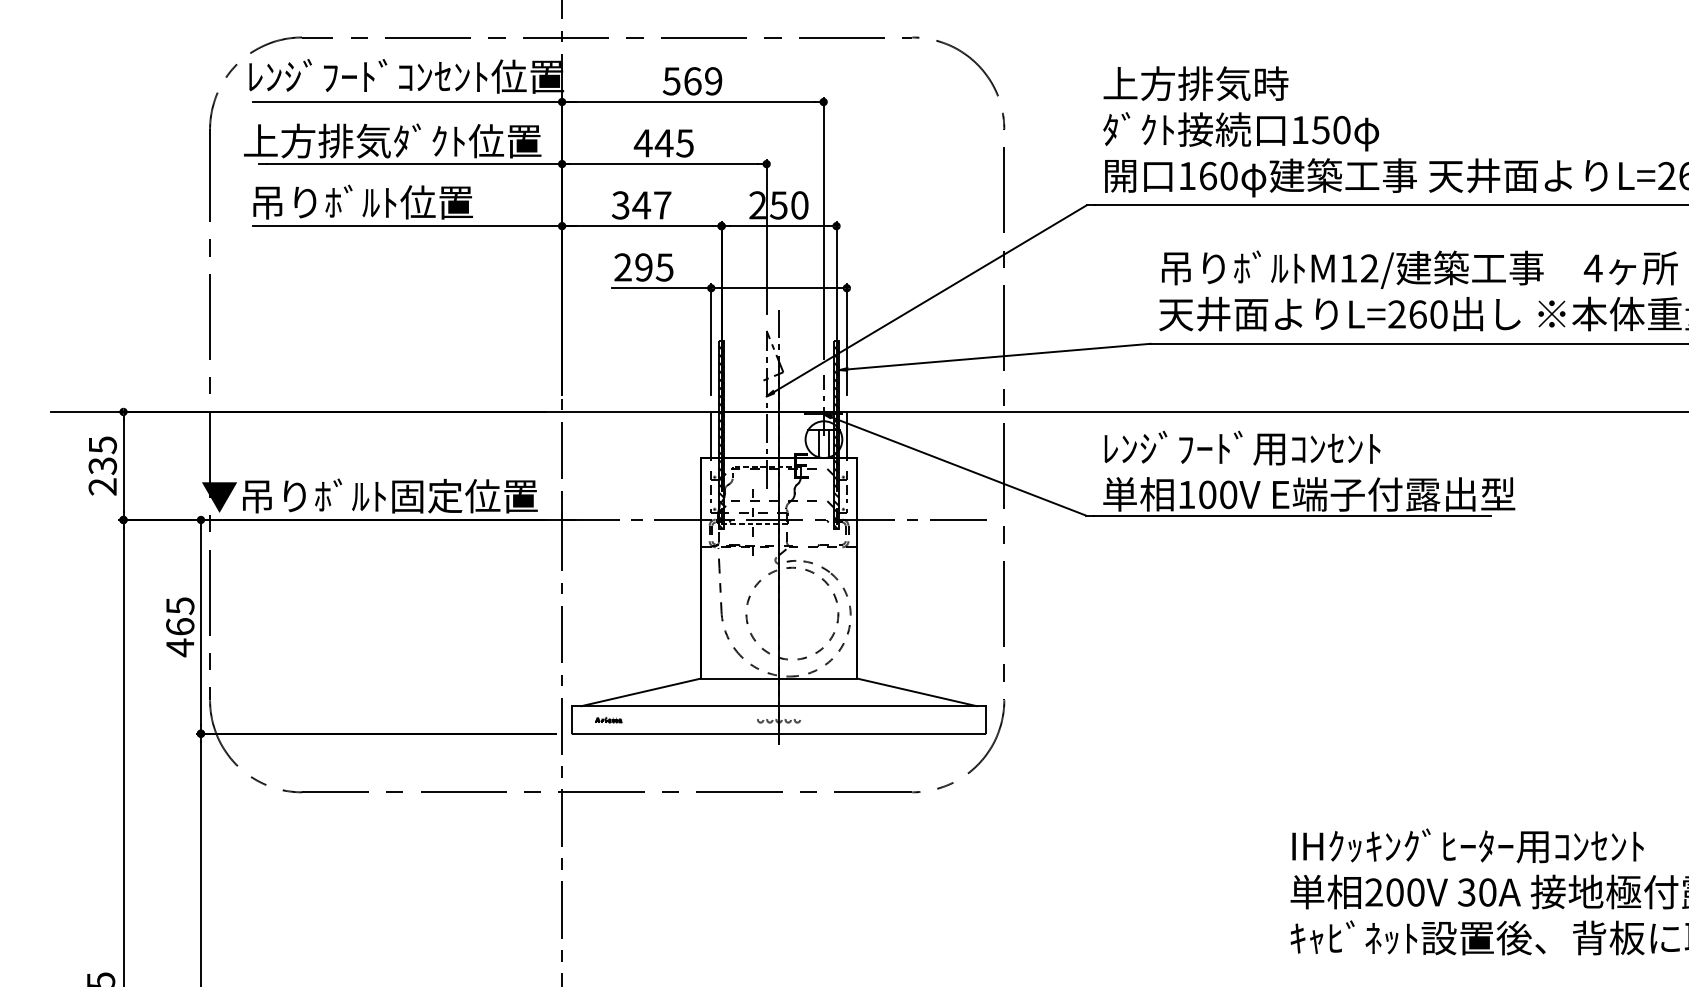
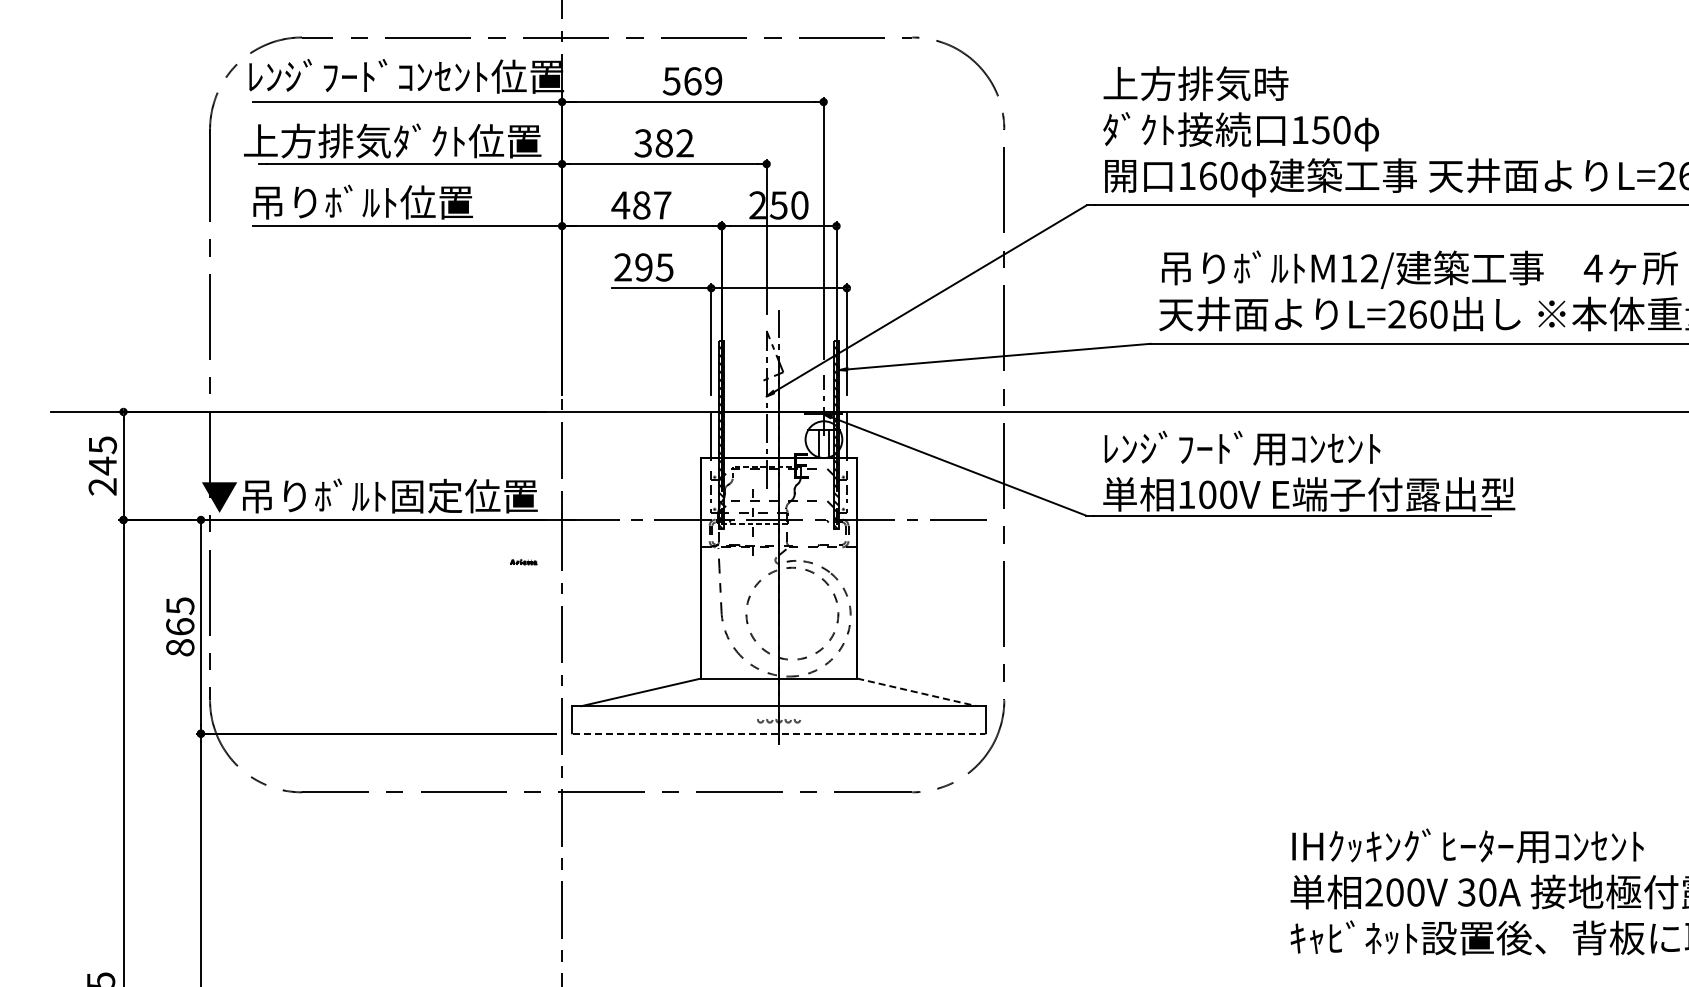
text: 445 -> 382 (663, 143)
text: 347 -> 487 (631, 205)
text: 235 -> 245 (102, 465)
text: 465 -> 865 (180, 647)
line: solid -> dashed (917, 692)
part position: (608, 719) -> (523, 561) (523, 561)
line: solid -> dashed (779, 733)
